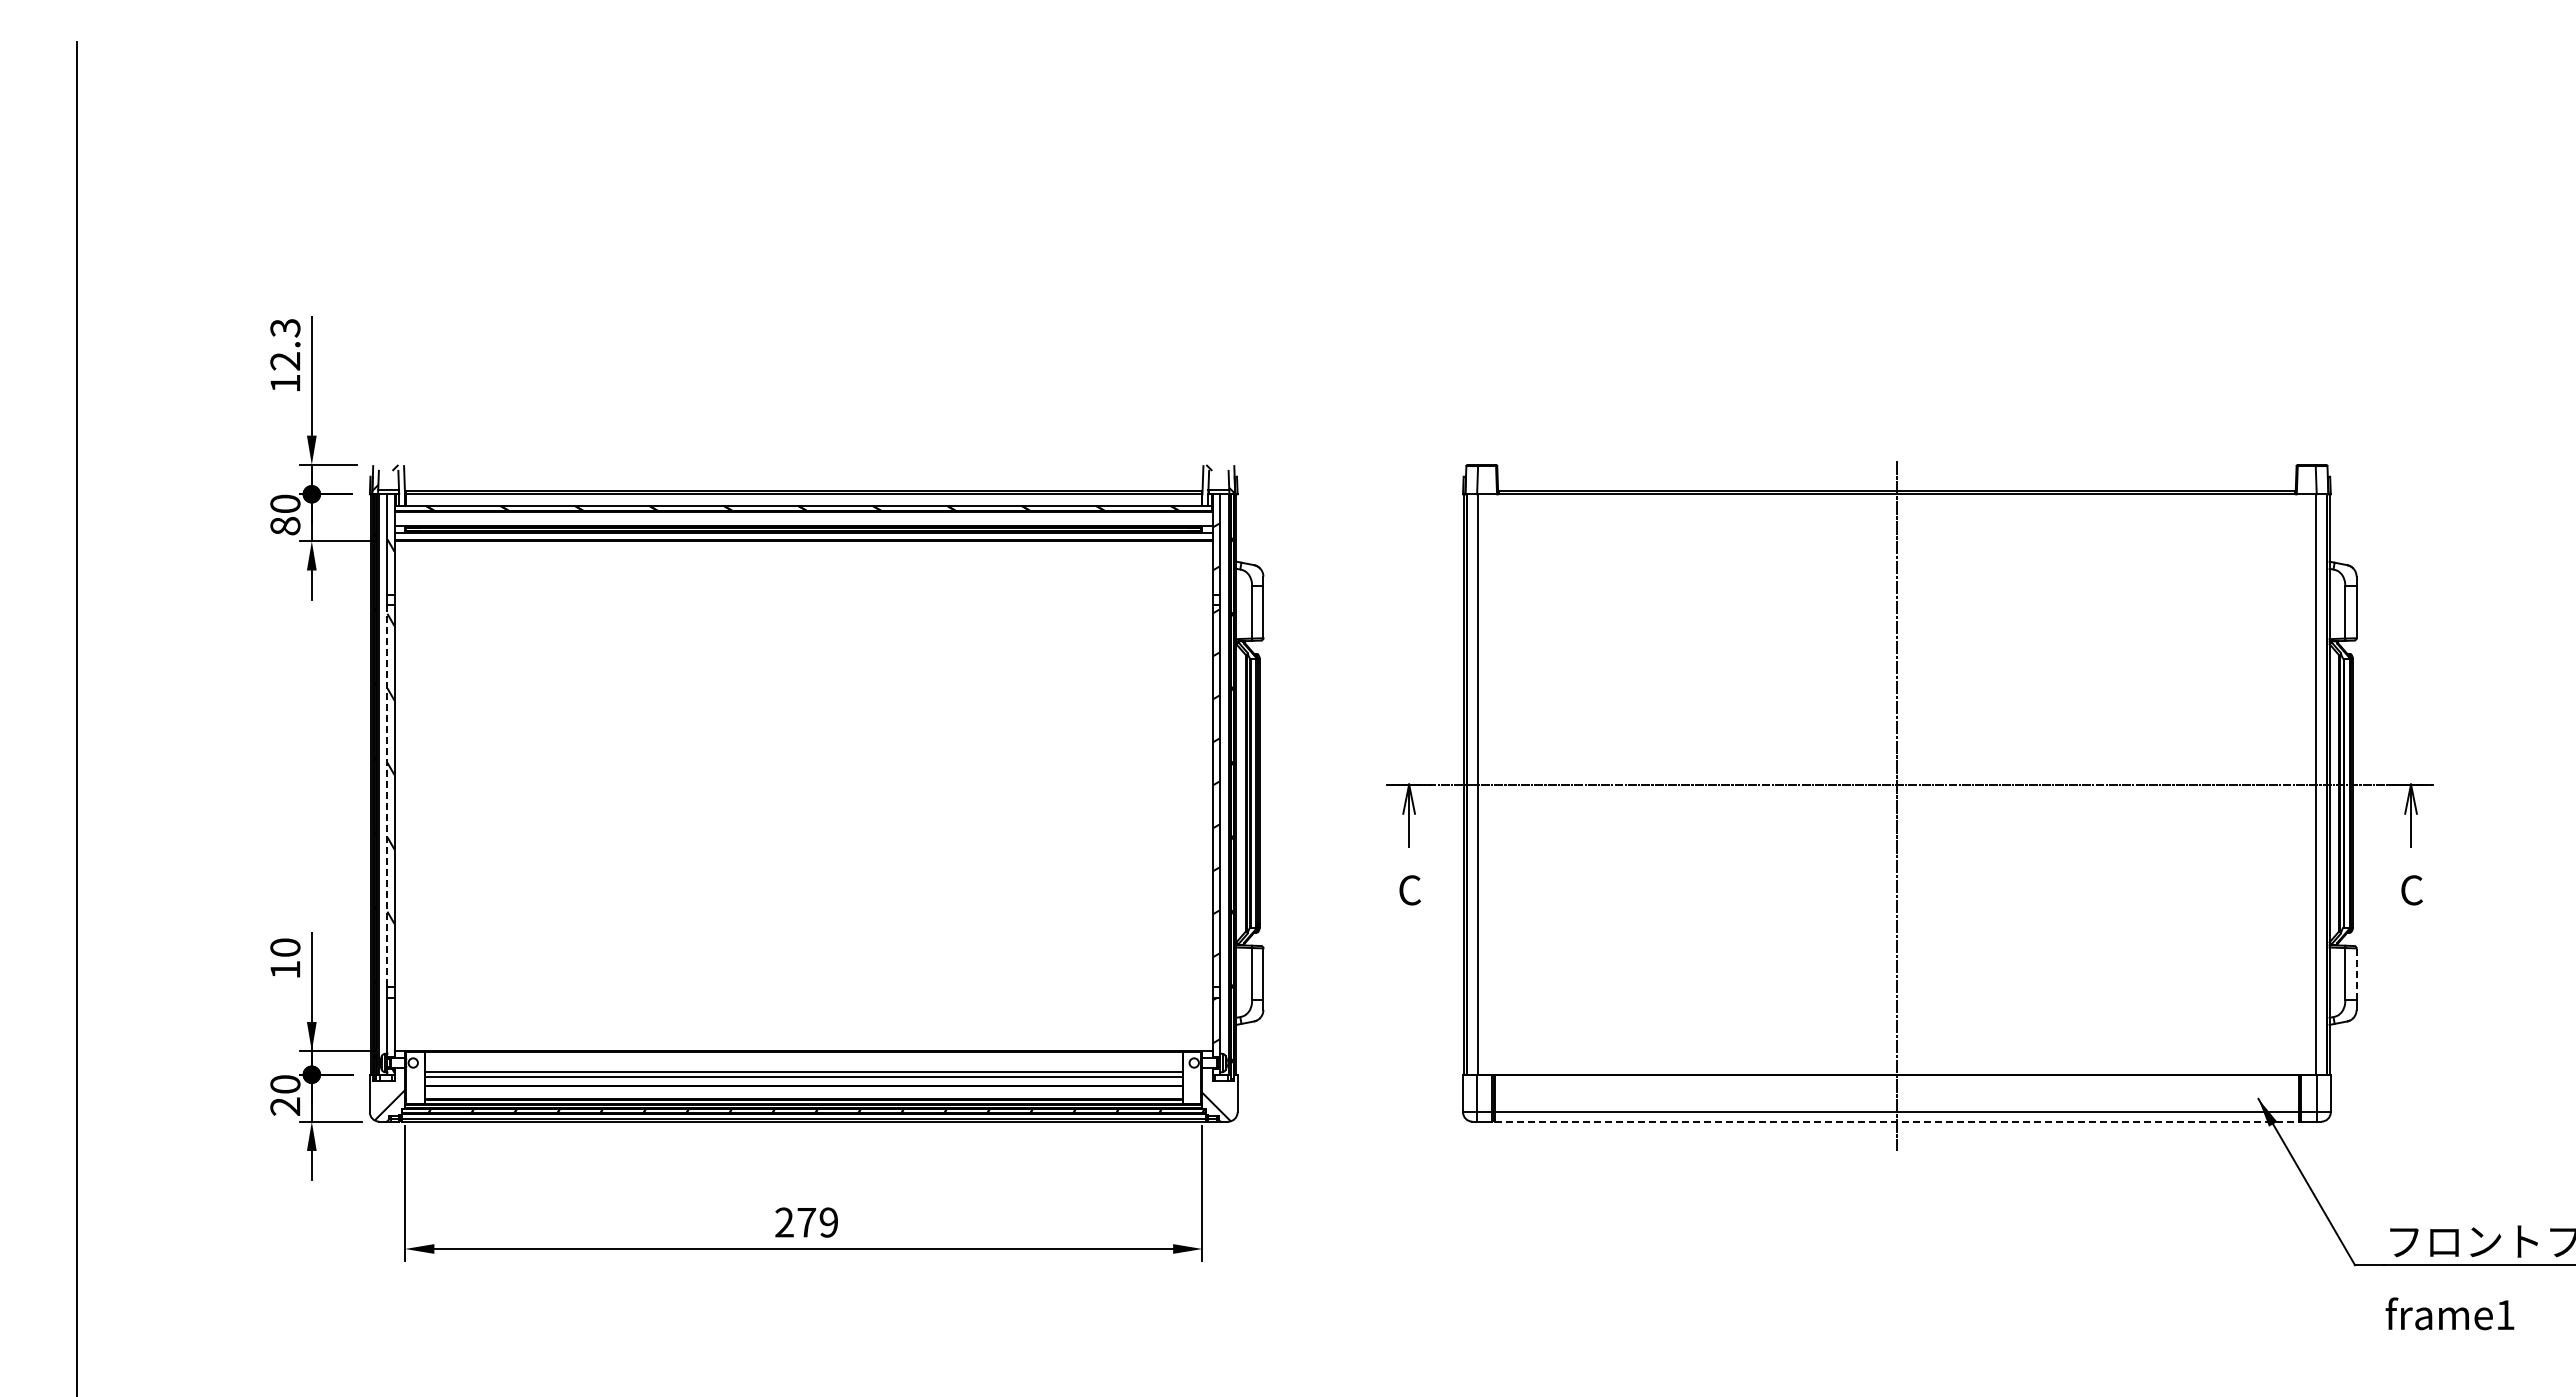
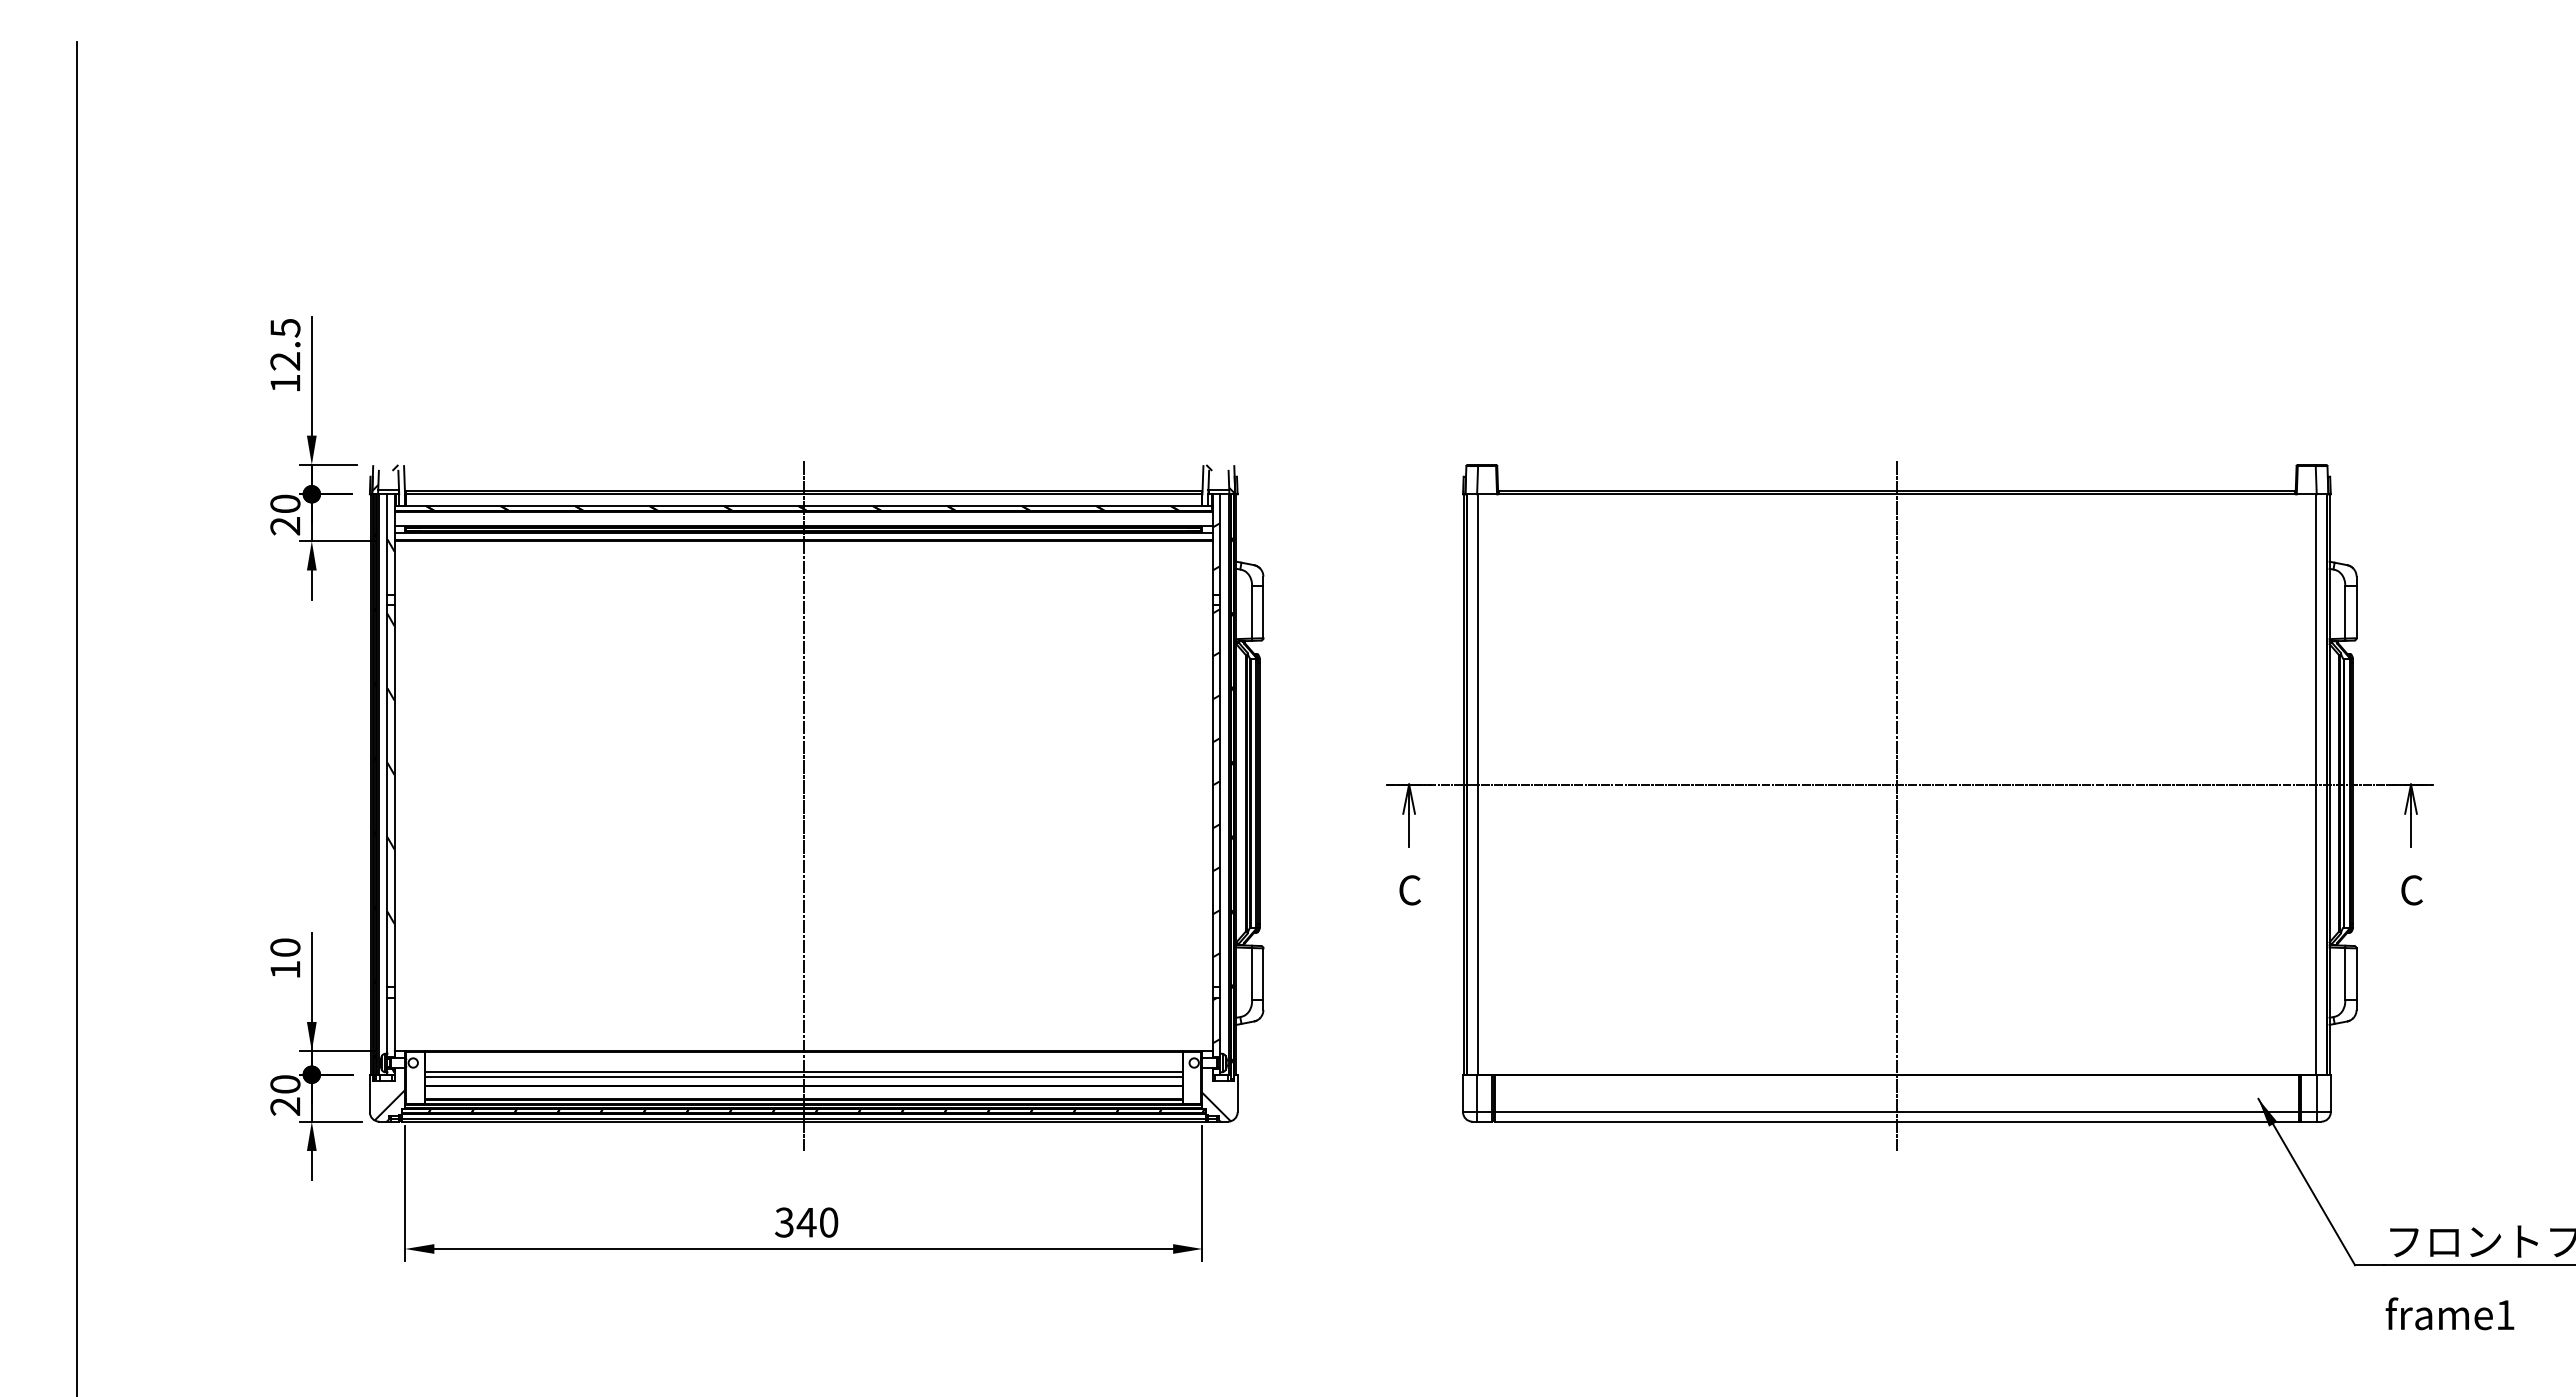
text: 12.3 -> 12.5 (284, 328)
text: 80 -> 20 (285, 526)
line: dashed -> solid (387, 796)
line: none -> present (803, 805)
line: dashed -> solid (2356, 974)
line: dashed -> solid (1897, 1121)
text: 279 -> 340 (806, 1222)
